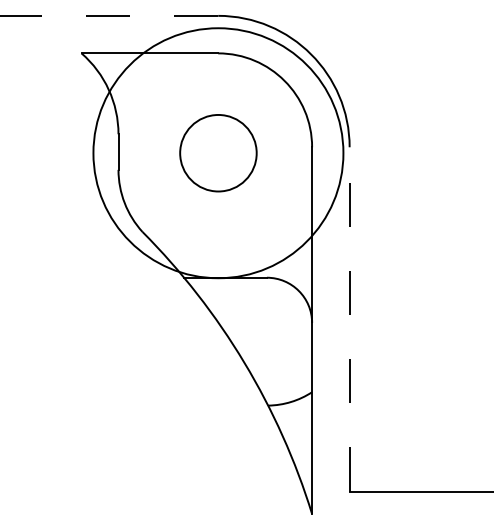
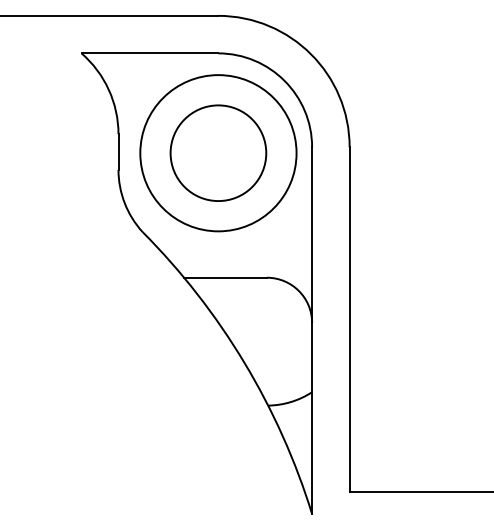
line: dashed -> solid (109, 15)
circle diameter: 77 px -> 96 px (218, 153)
circle diameter: 250 px -> 156 px (218, 153)
line: dashed -> solid (349, 318)
